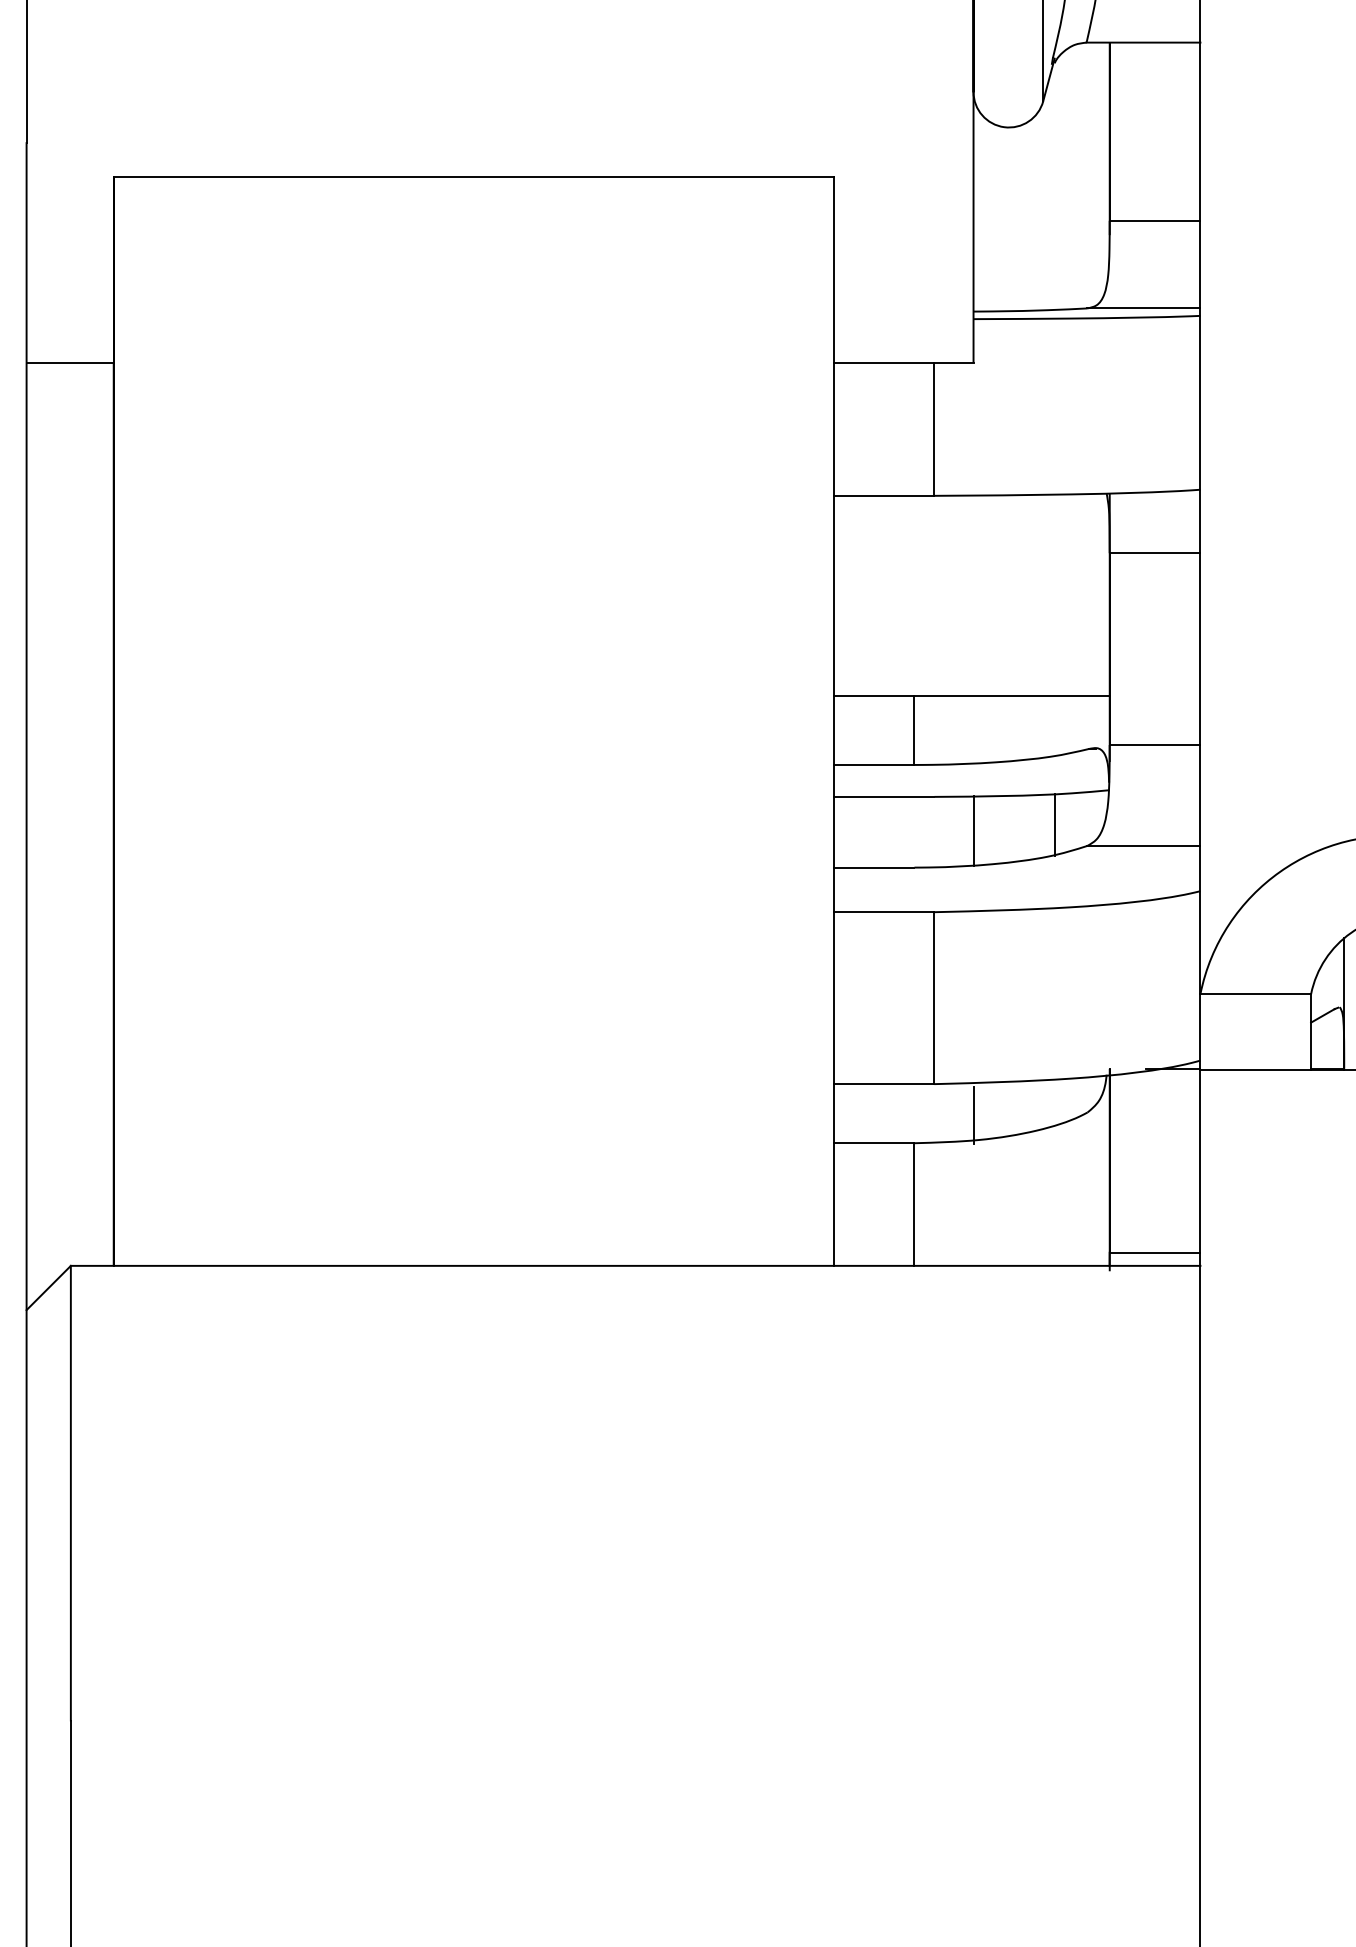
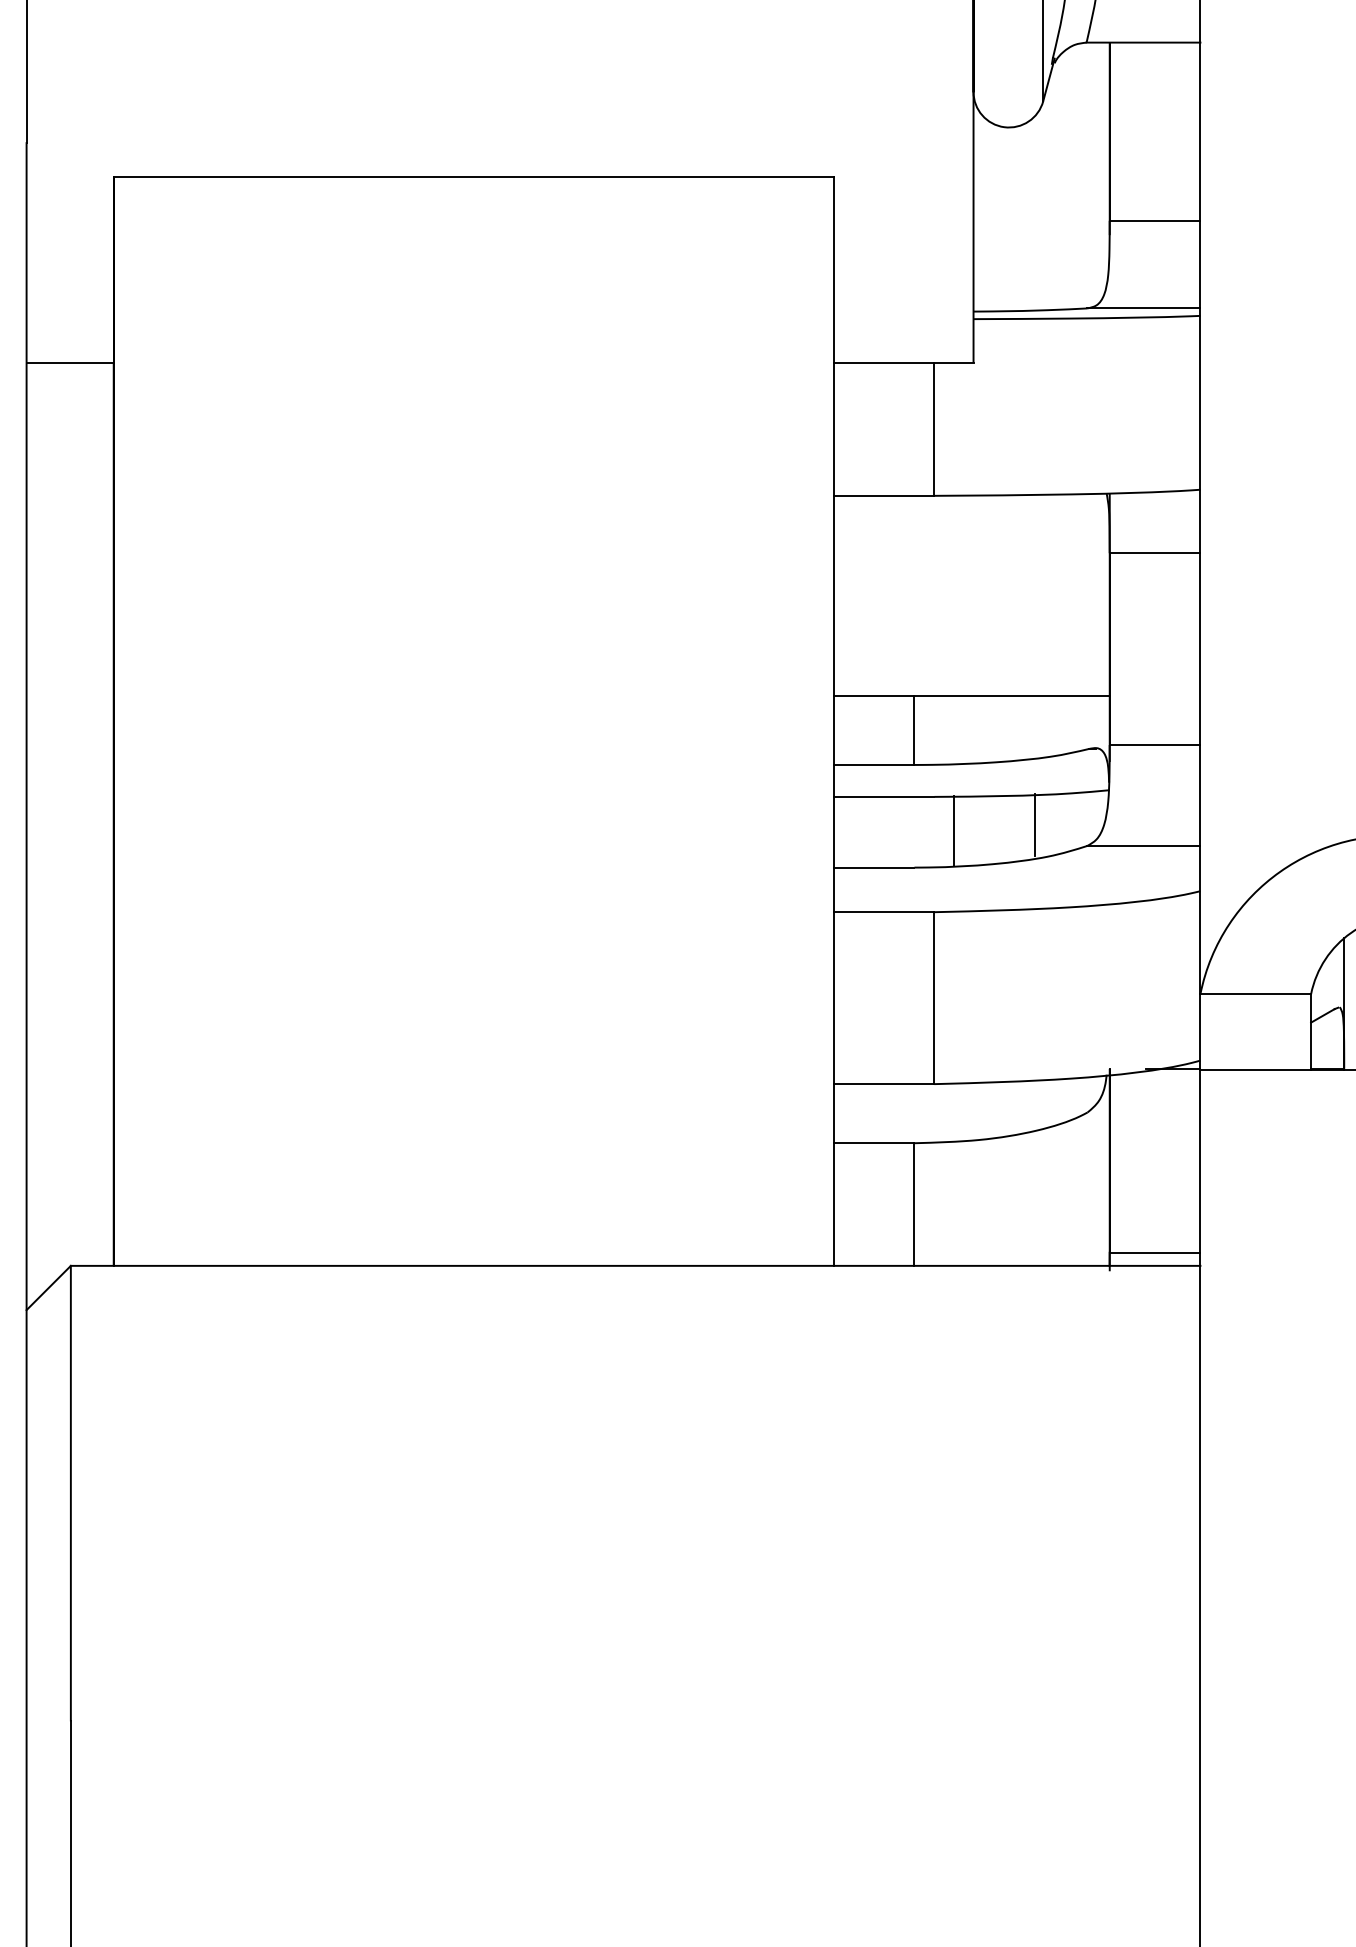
line position: (1055, 824) -> (1035, 824) (1035, 824)
line position: (973, 831) -> (953, 831) (953, 831)
line: present -> none (973, 1114)
